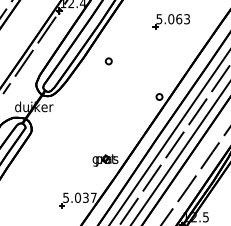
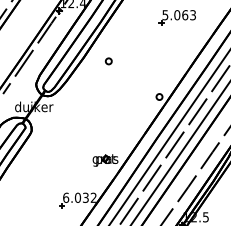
part position: (170, 21) -> (176, 17) (176, 17)
text: 5.037 -> 6.032 (79, 197)
